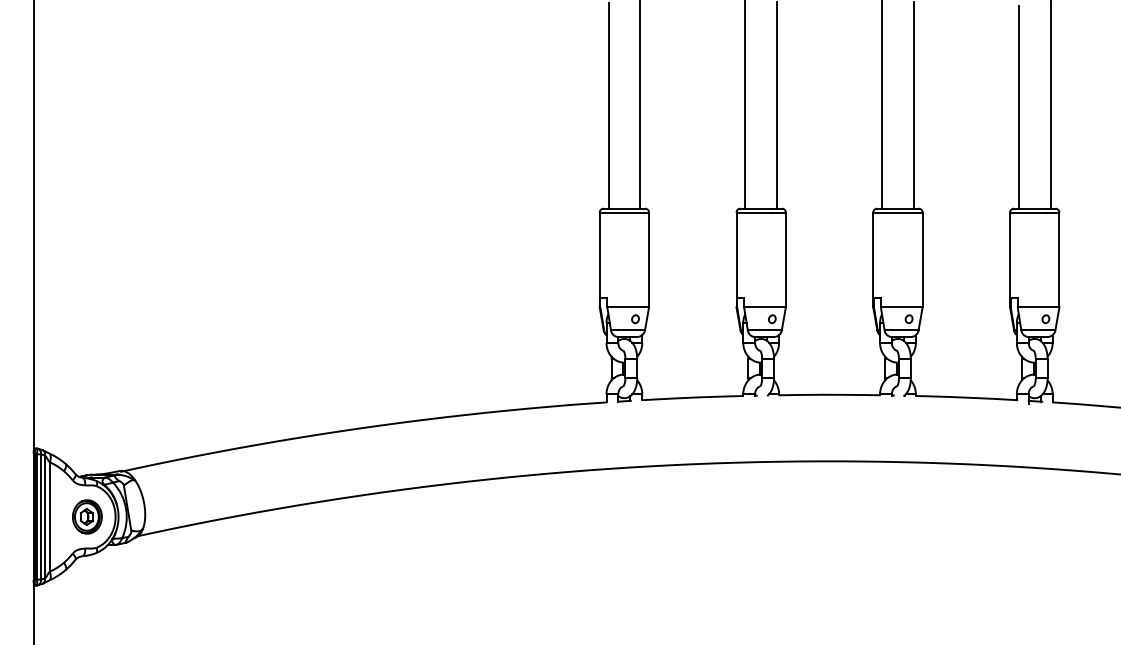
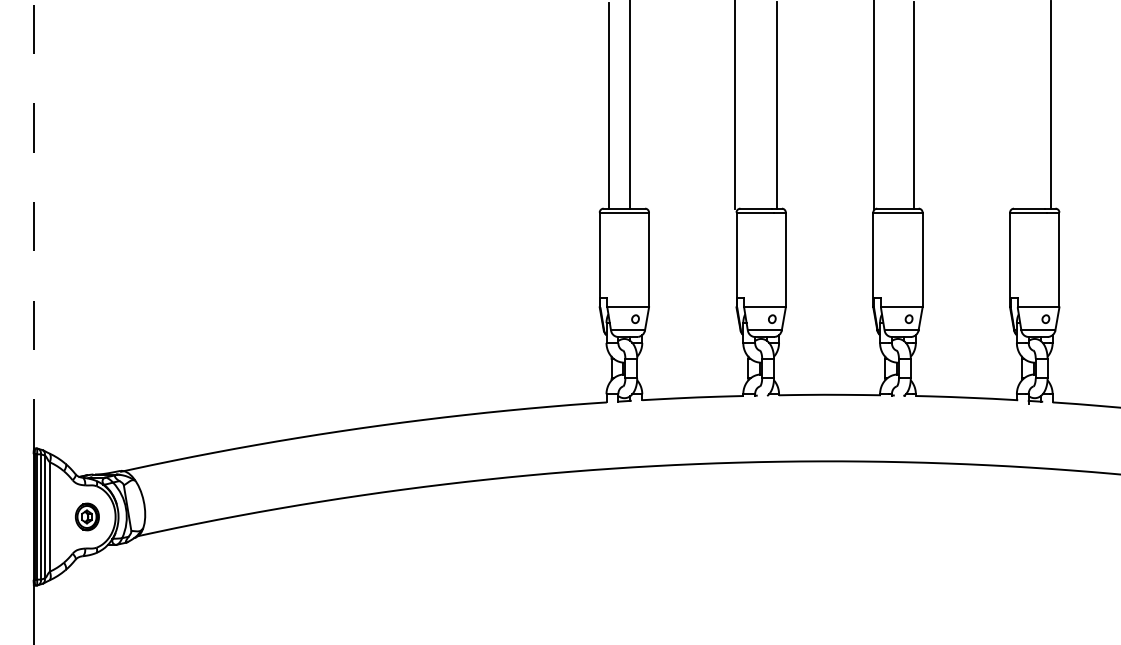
line position: (640, 105) -> (630, 105) (630, 105)
line position: (745, 105) -> (735, 105) (735, 105)
line position: (882, 105) -> (874, 105) (874, 105)
line: present -> none (1018, 106)
line: solid -> dashed (34, 223)
part size: 31x36 px -> 25x30 px (87, 516)
